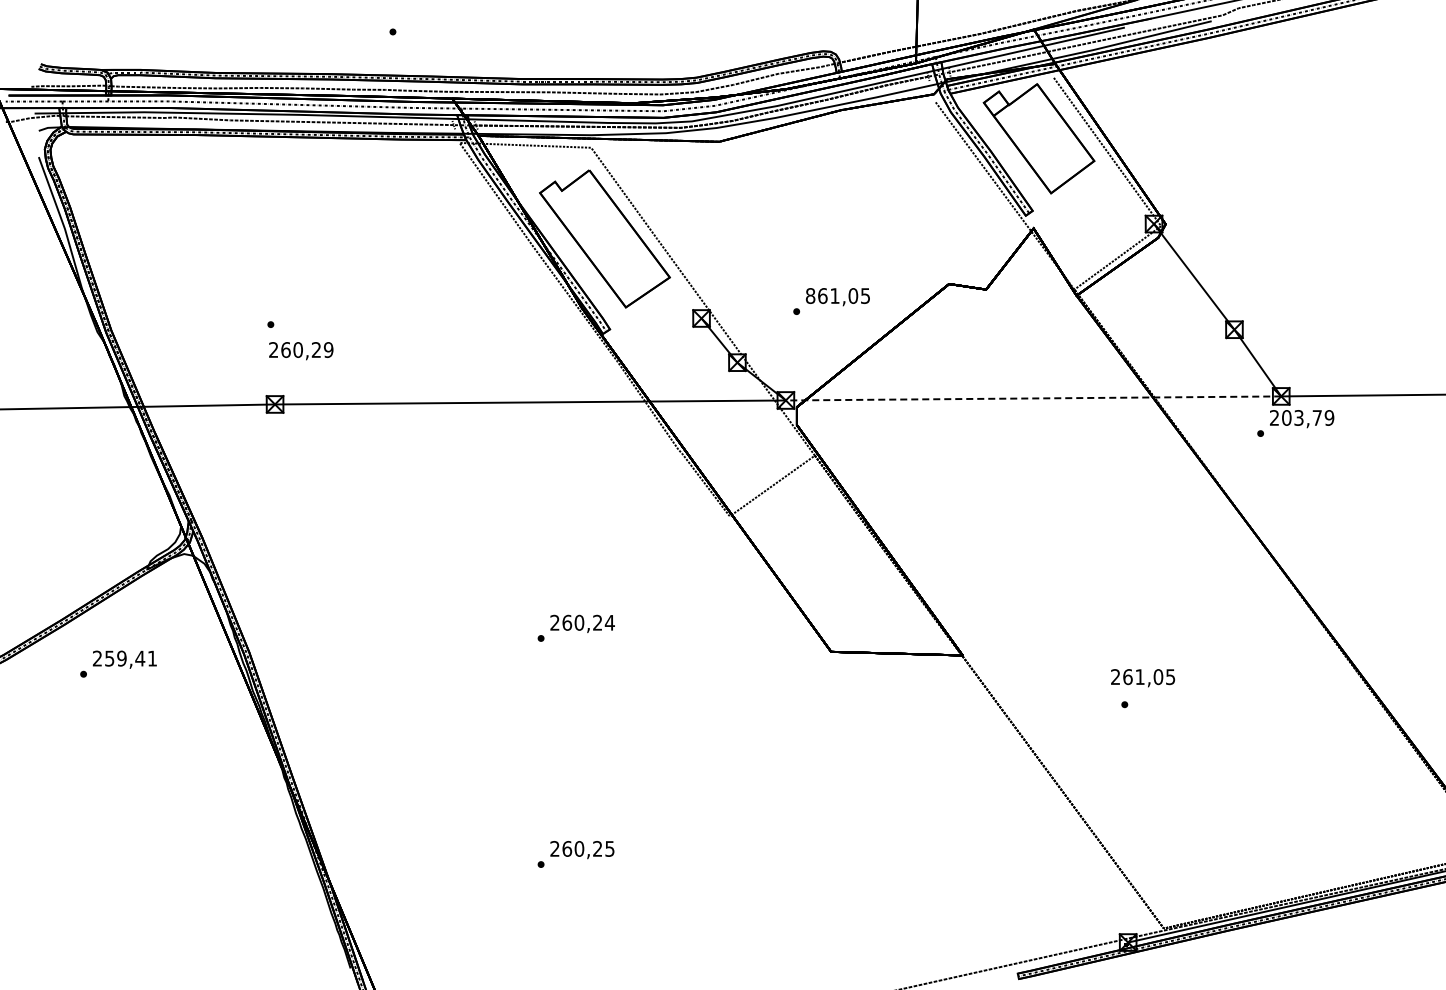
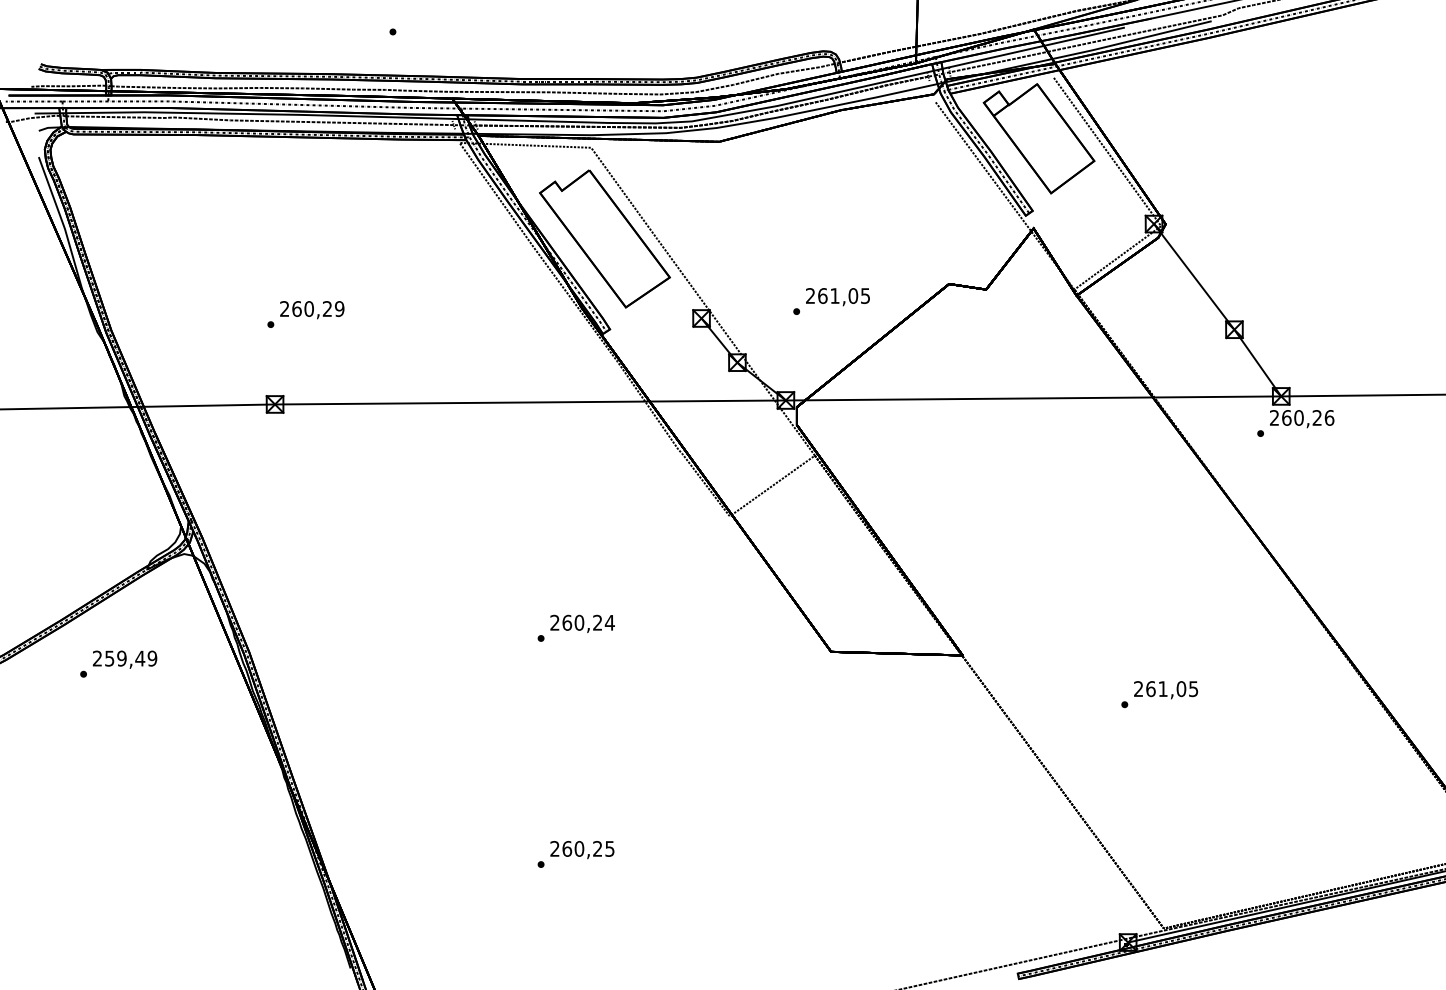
text: 861,05 -> 261,05 (810, 295)
text position: (301, 351) -> (312, 310) (312, 310)
line: dashed -> solid (1033, 398)
text: 203,79 -> 260,26 (1308, 417)
text: 259,41 -> 259,49 (152, 658)
text position: (1142, 678) -> (1165, 690) (1165, 690)
